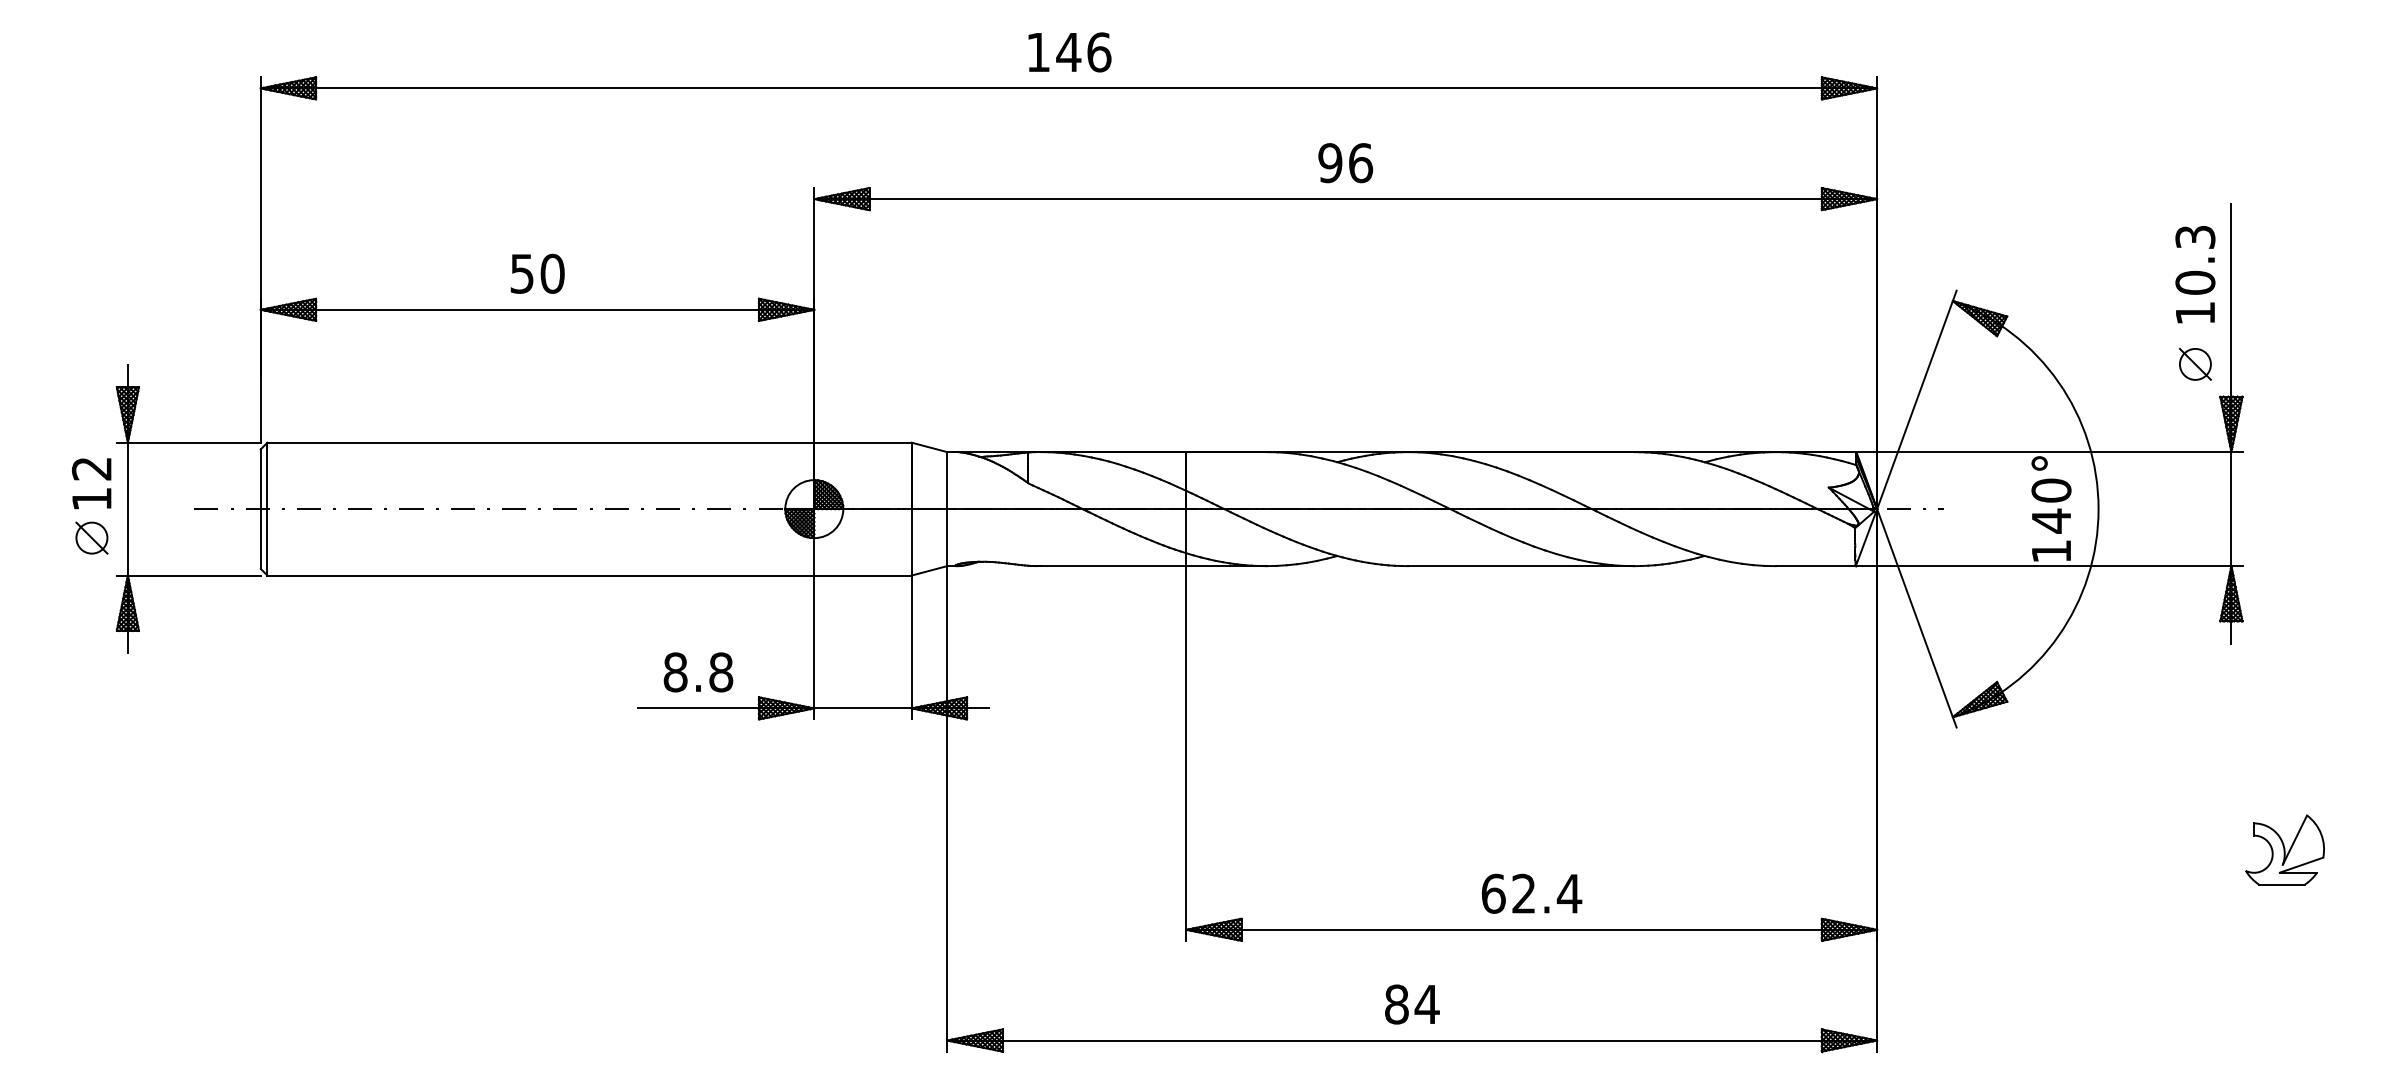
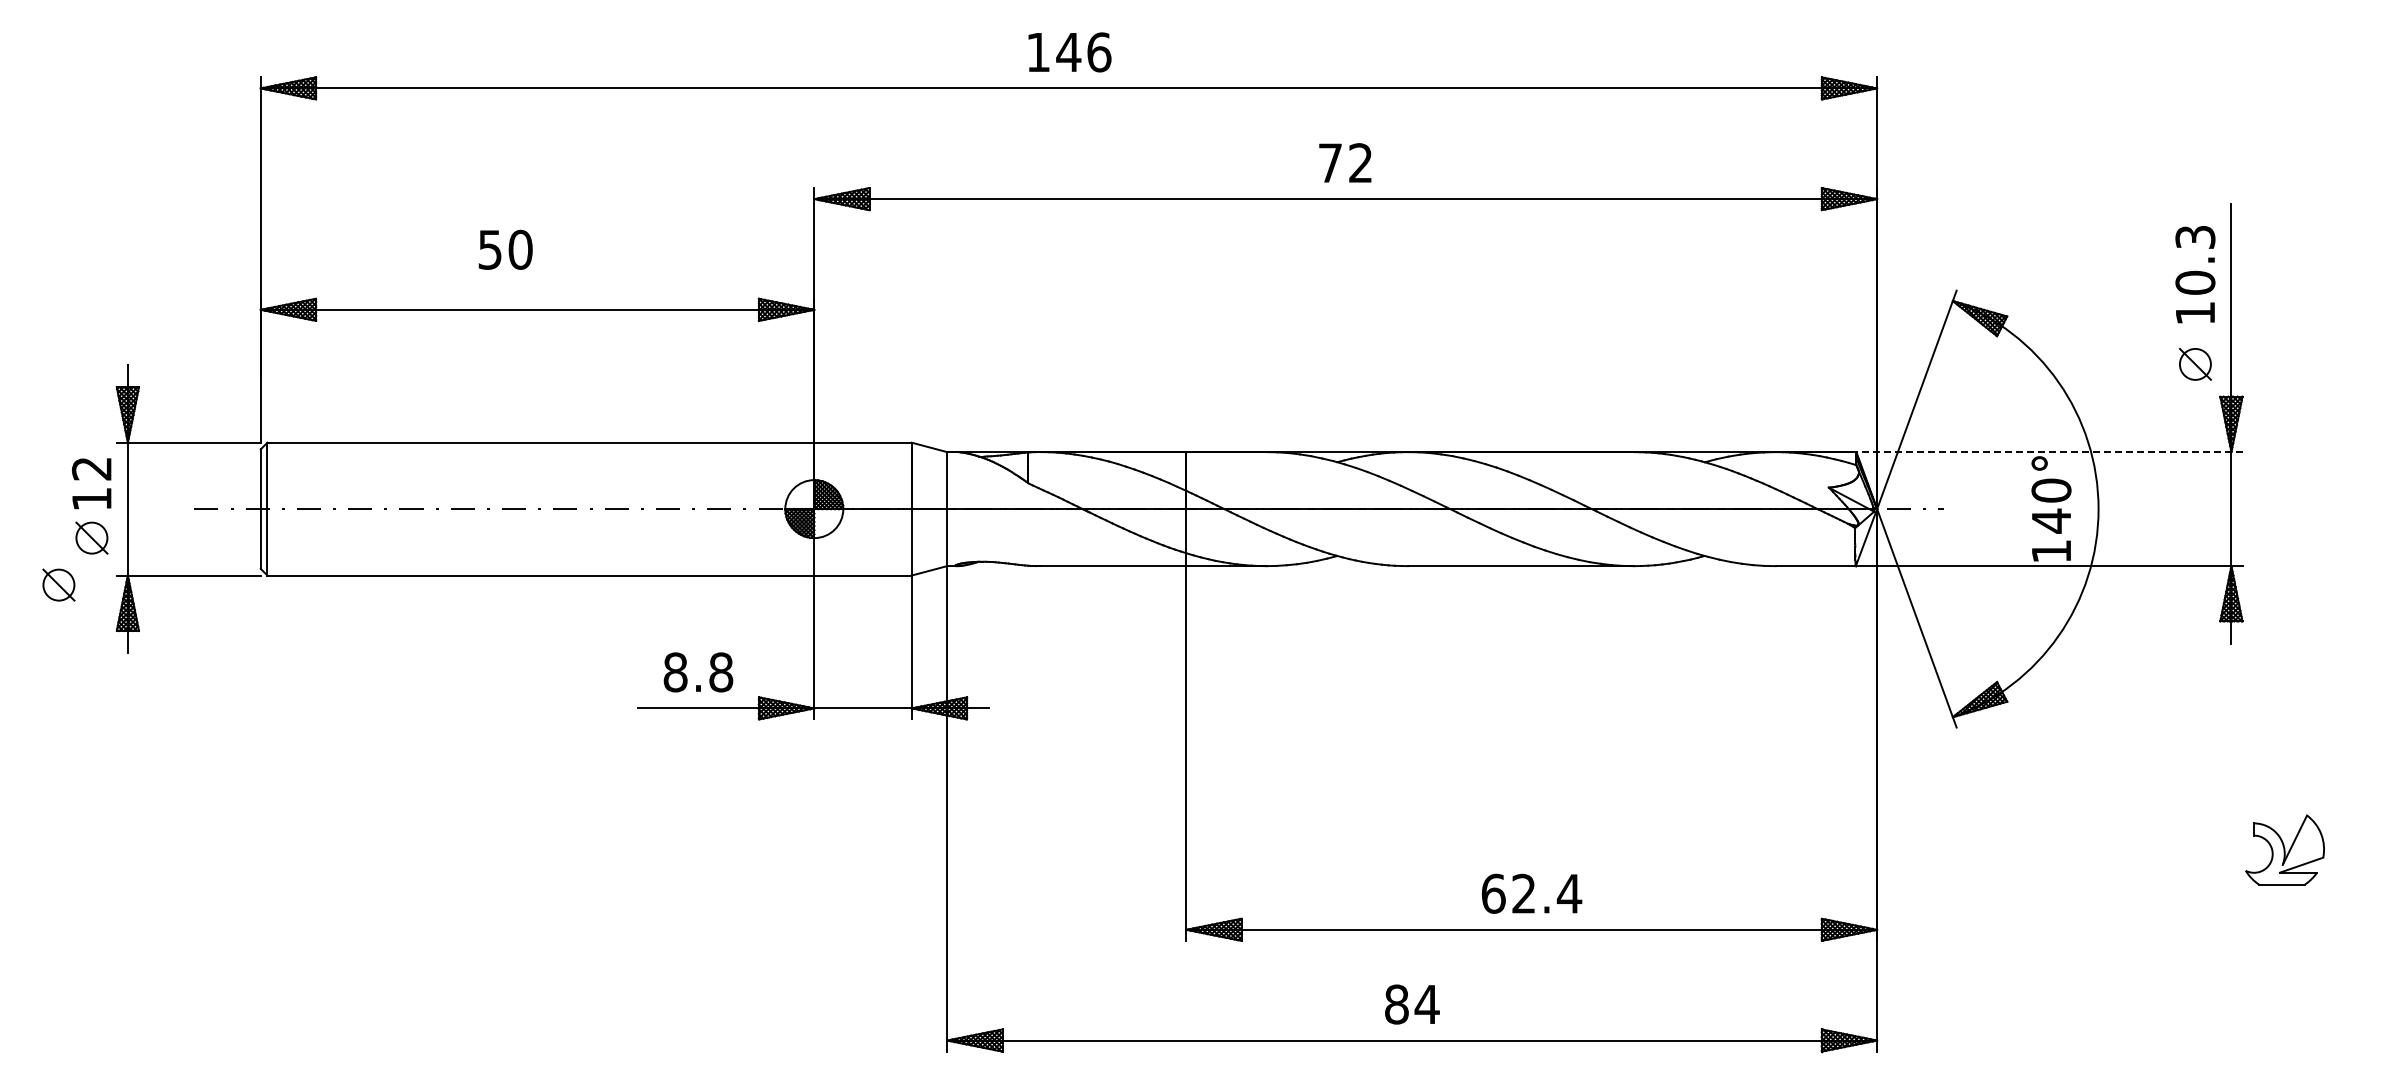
text: 96 -> 72 (1345, 163)
text position: (537, 273) -> (505, 249) (505, 249)
line: solid -> dashed (2048, 452)
part: none -> present (58, 584)
